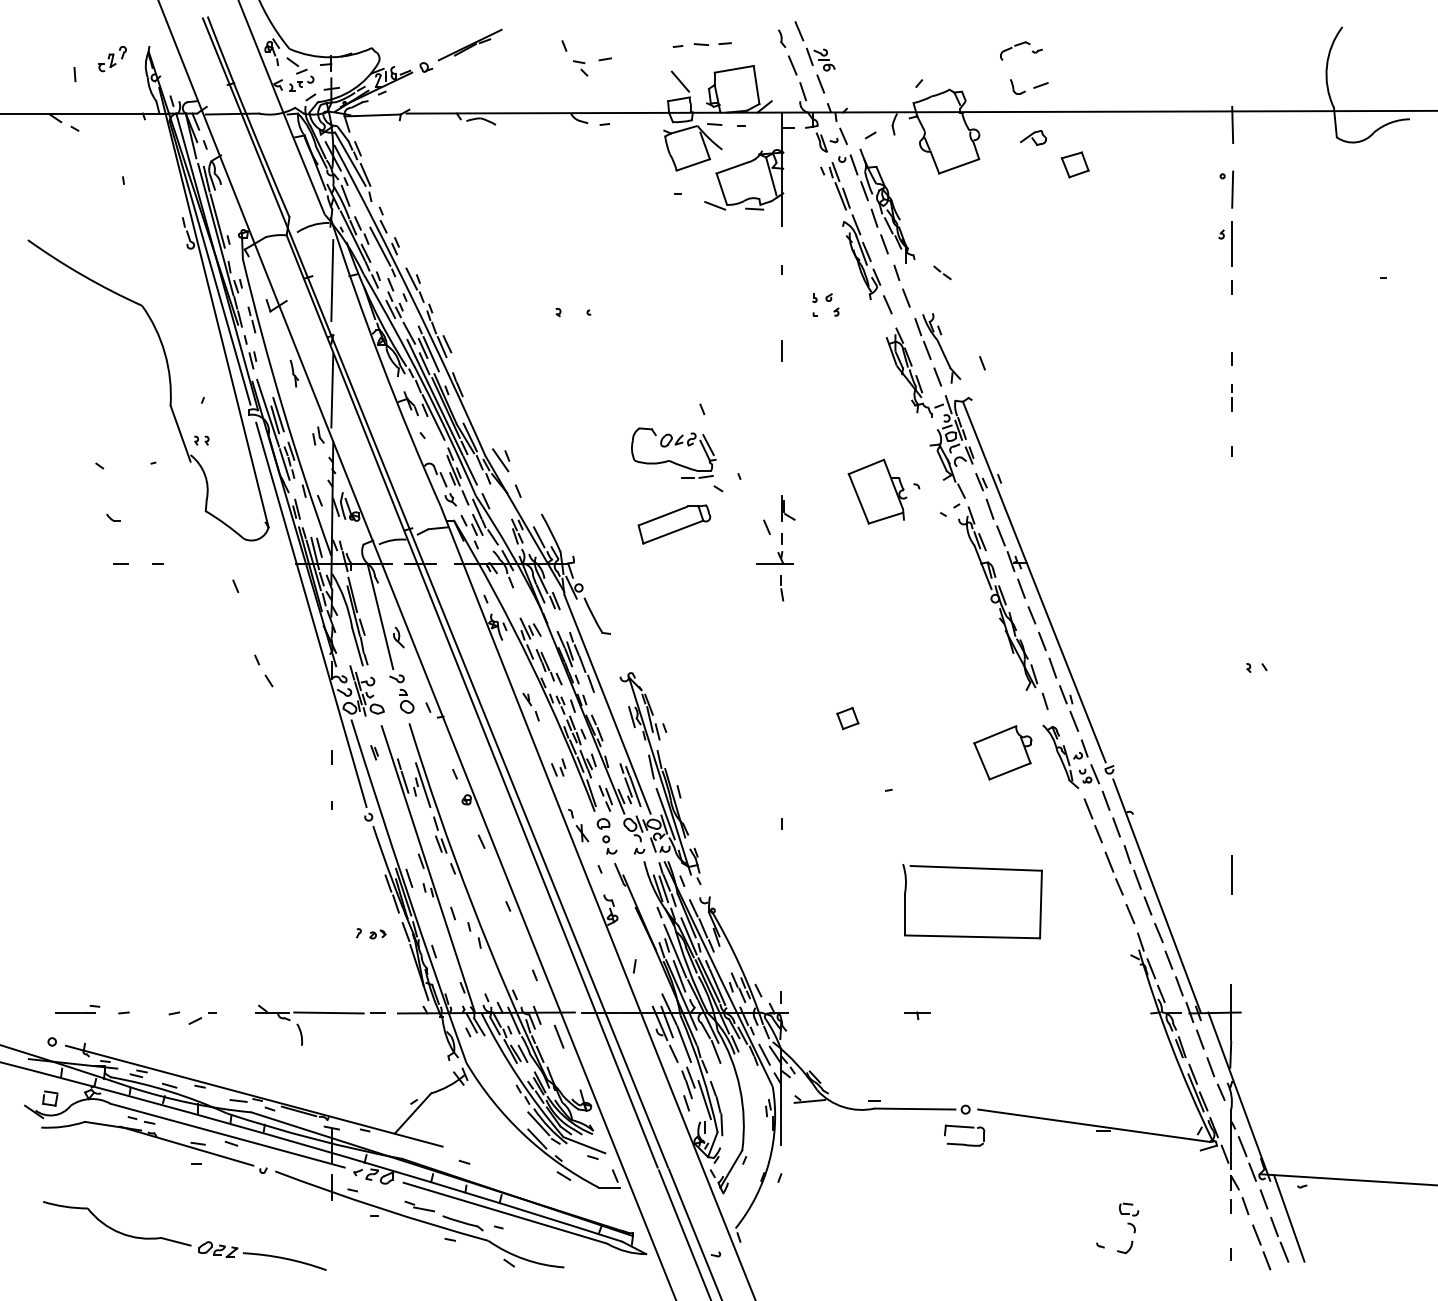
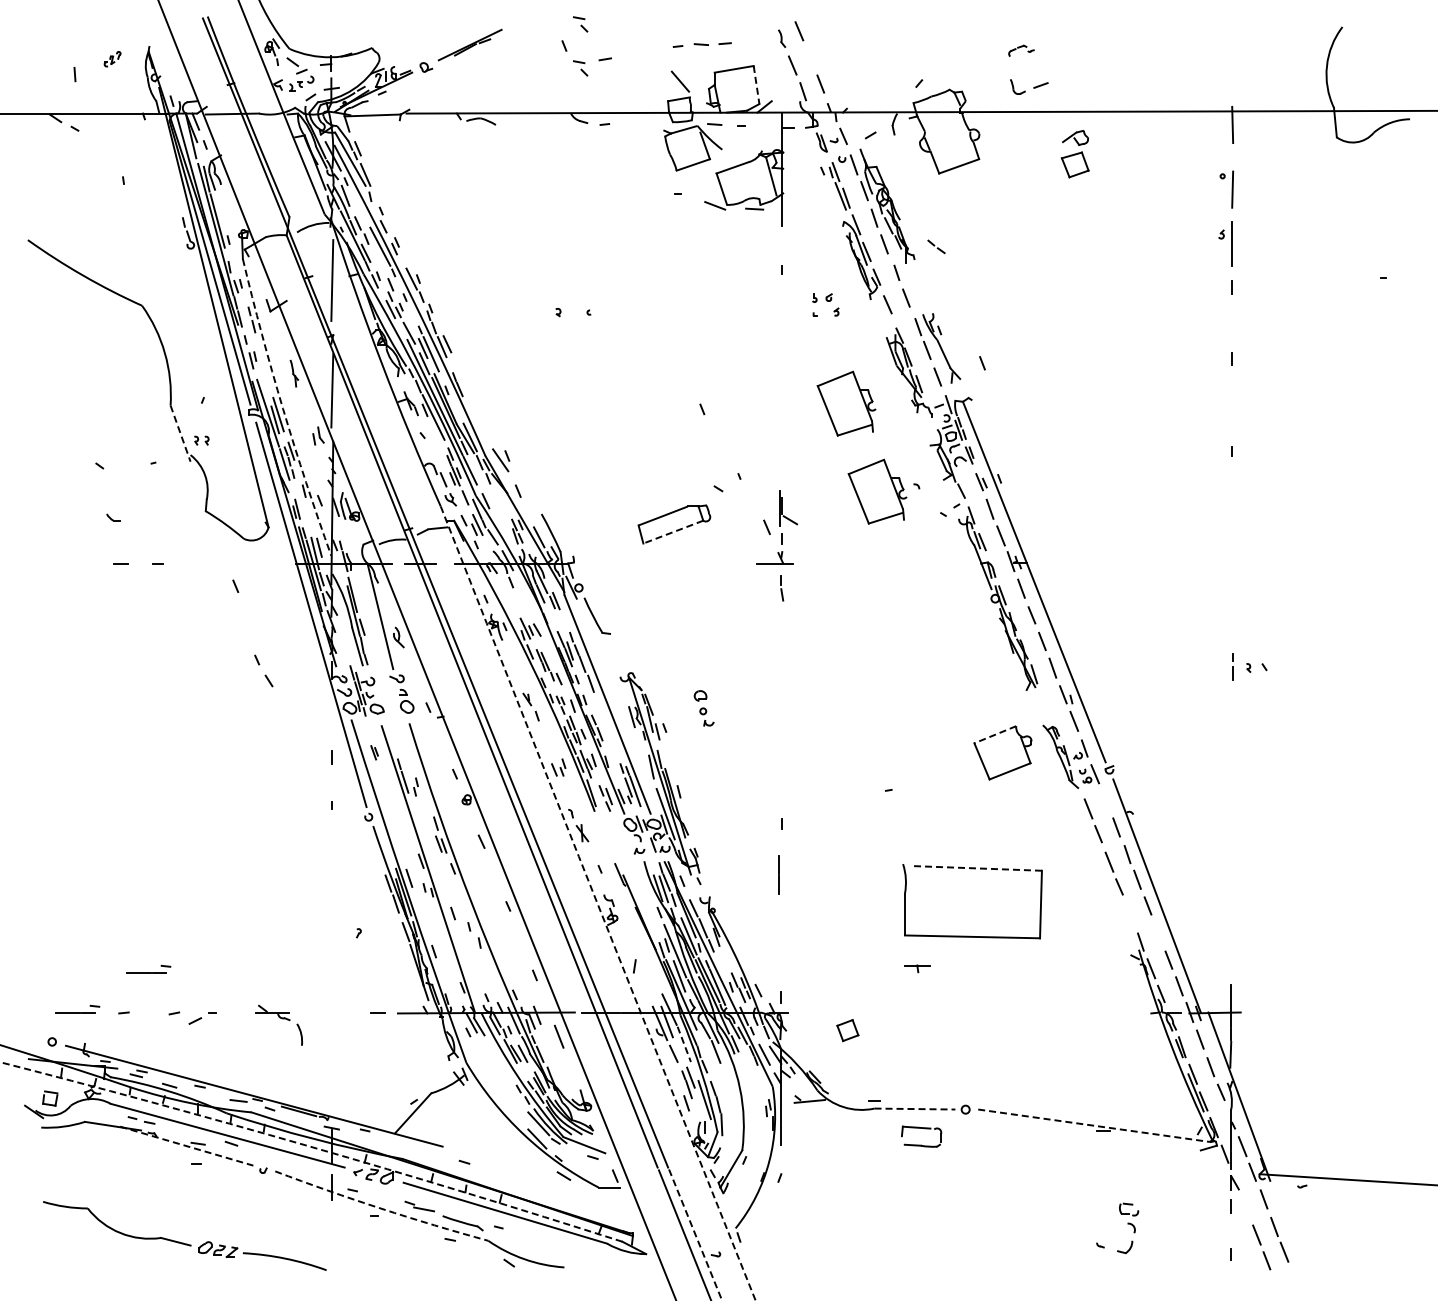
part: none -> present (580, 24)
part size: 43x20 px -> 27x13 px (1021, 50)
part size: 29x27 px -> 19x17 px (112, 59)
part: present -> none (820, 59)
line: solid -> dashed (756, 85)
part position: (1033, 137) -> (1075, 137) (1075, 137)
line position: (941, 271) -> (935, 245) (935, 245)
line: present -> none (781, 350)
line position: (1231, 397) -> (1232, 666) (1232, 666)
part: none -> present (846, 403)
arc: solid -> dashed (283, 408)
line: solid -> dashed (180, 433)
part: present -> none (675, 445)
part size: 15x27 px -> 19x37 px (788, 508)
line: solid -> dashed (672, 532)
line: present -> none (1044, 700)
part position: (847, 718) -> (847, 1030) (847, 1030)
line: solid -> dashed (995, 734)
line: present -> none (423, 785)
line: present -> none (1105, 800)
part position: (606, 836) -> (703, 708) (703, 708)
line: solid -> dashed (976, 868)
line position: (1231, 874) -> (778, 874) (778, 874)
arc: solid -> dashed (597, 904)
line: present -> none (1130, 913)
line: present -> none (1158, 933)
part: present -> none (377, 934)
part: none -> present (148, 968)
line: present -> none (328, 1012)
part position: (917, 1015) -> (917, 968) (917, 968)
line: solid -> dashed (684, 1044)
line: solid -> dashed (915, 1109)
line: solid -> dashed (1093, 1125)
part position: (967, 1128) -> (924, 1129) (924, 1129)
line: solid -> dashed (187, 1146)
arc: solid -> dashed (312, 1147)
line: present -> none (1245, 1206)
arc: solid -> dashed (380, 1208)
line: present -> none (1289, 1218)
line: solid -> dashed (695, 1235)
